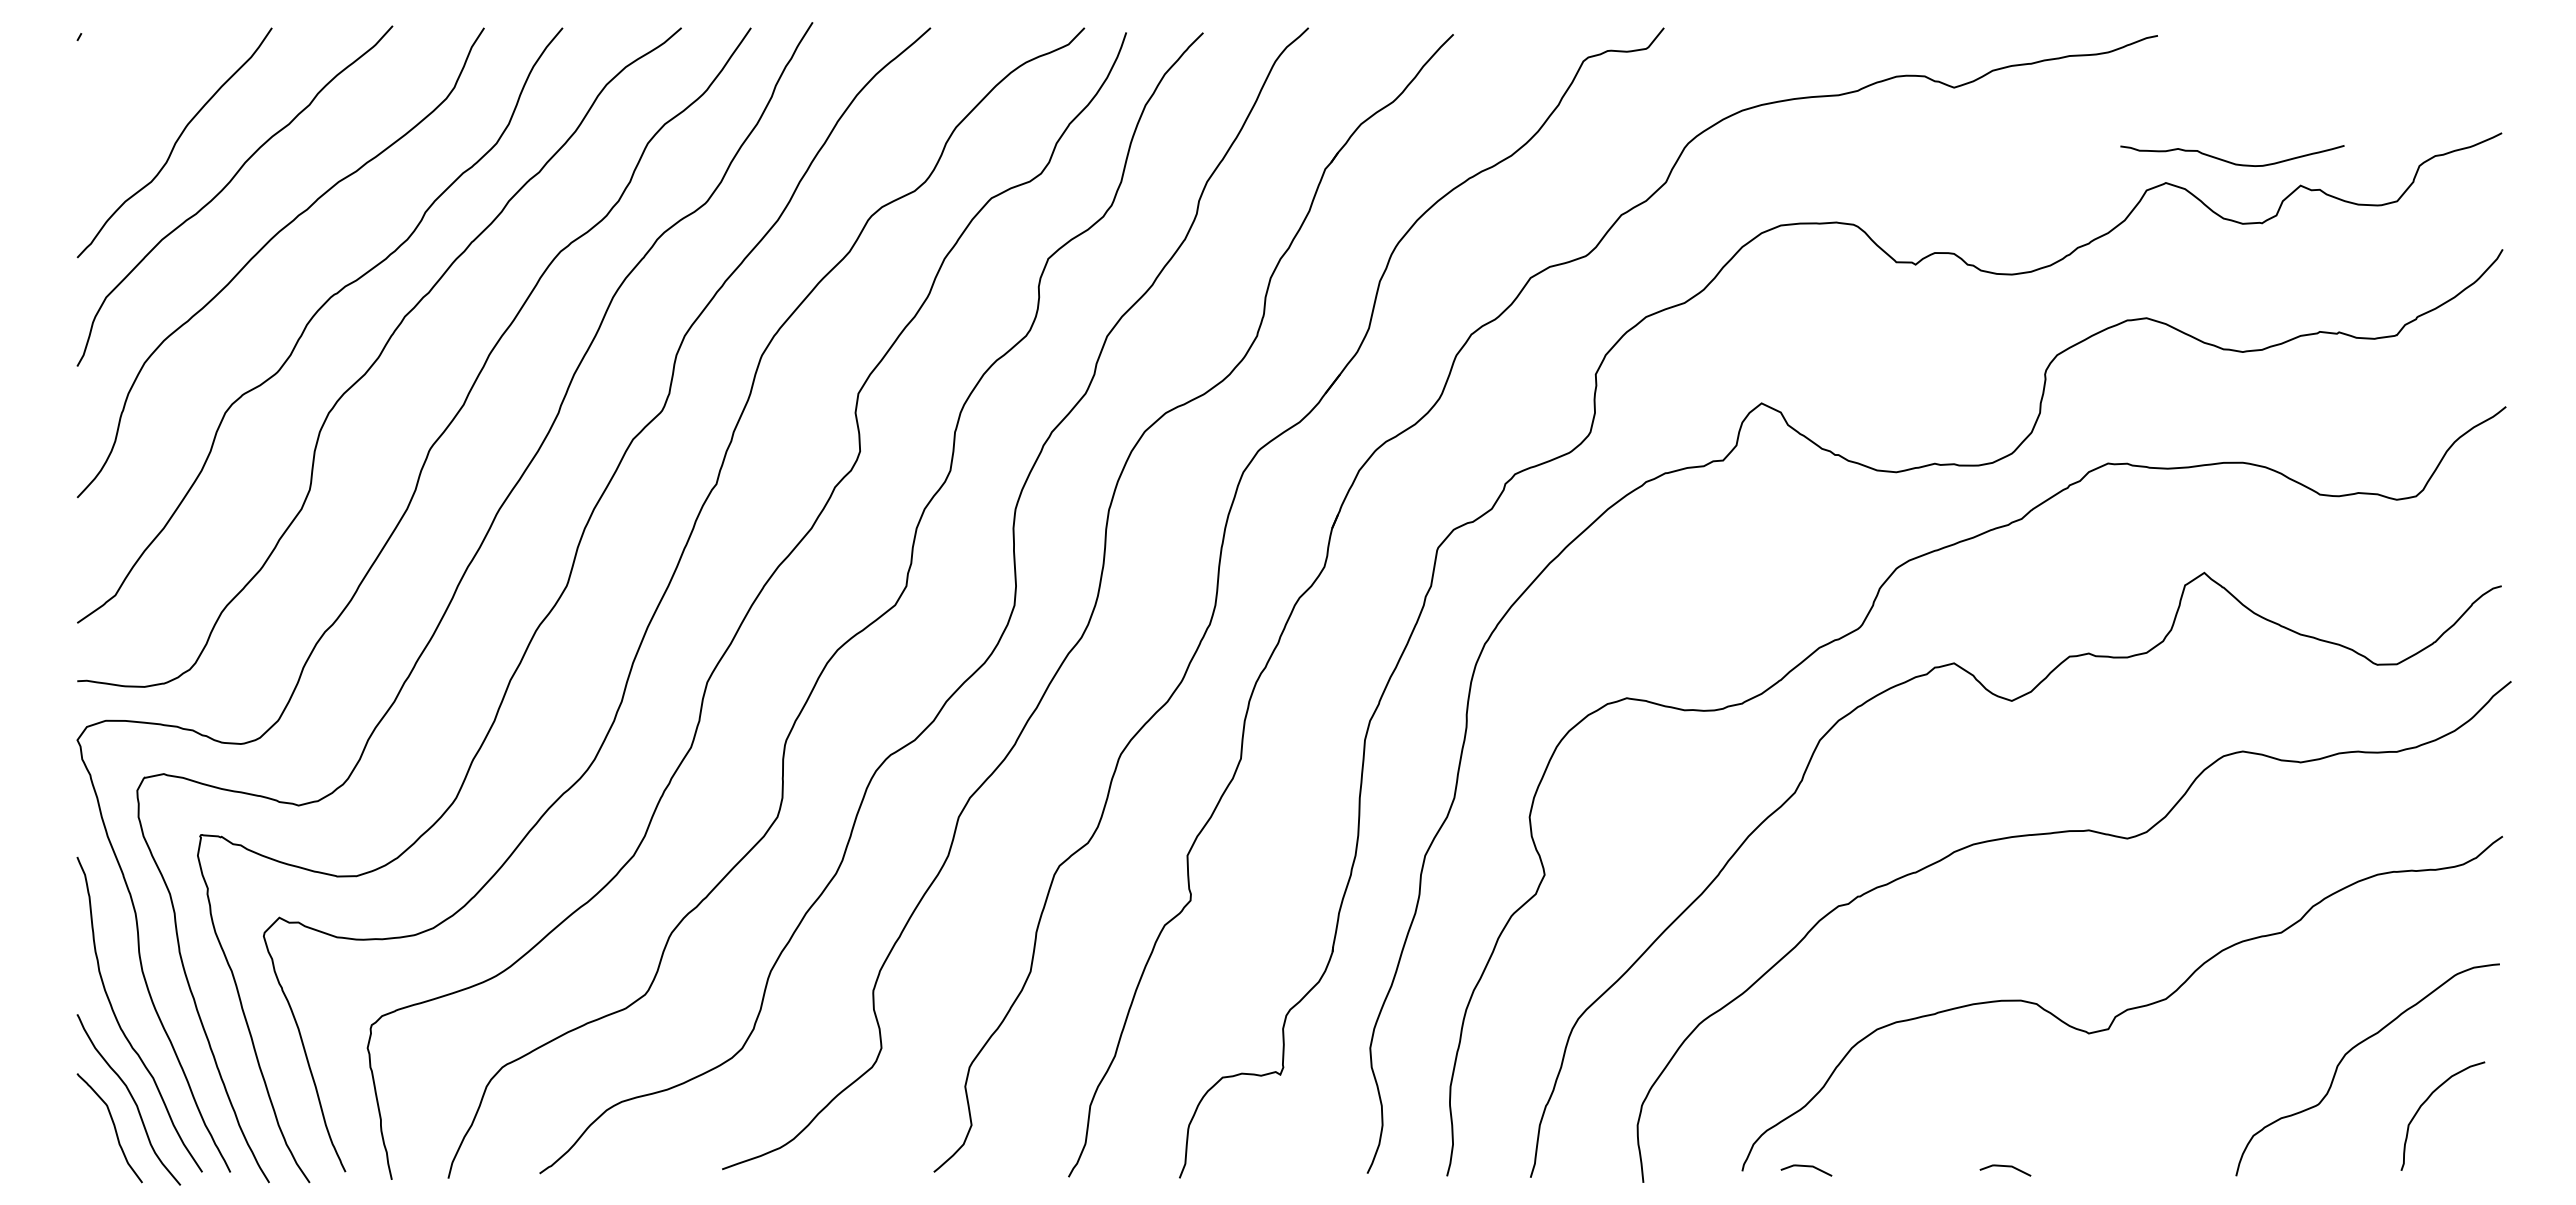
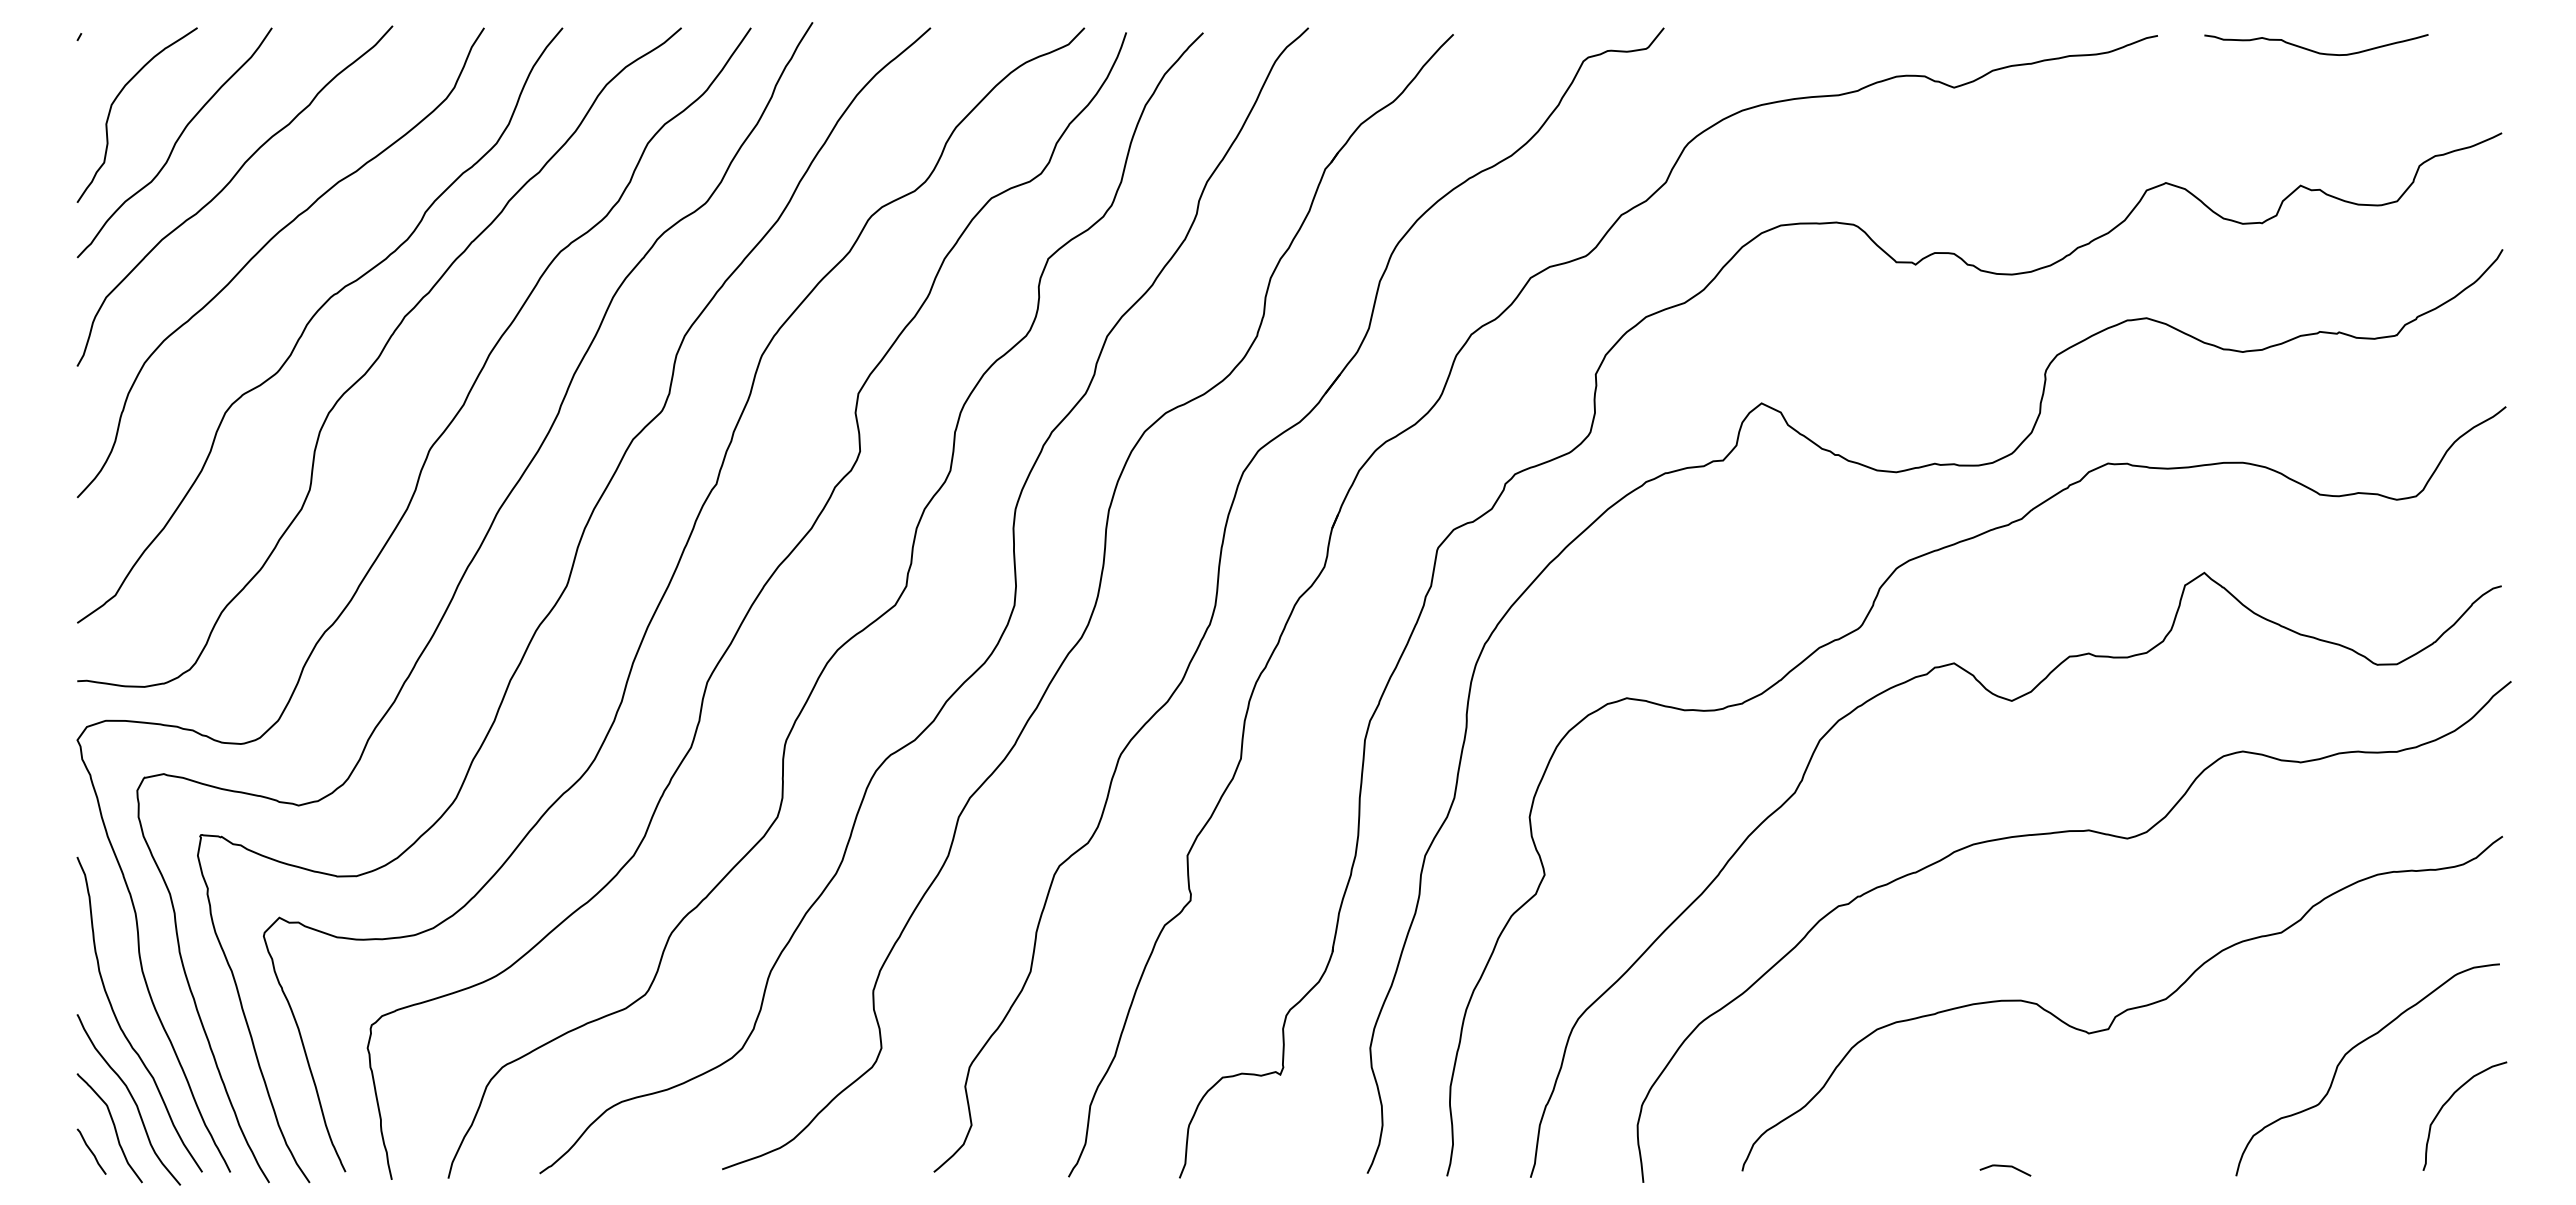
curve: none -> present (116, 99)
curve position: (2230, 161) -> (2314, 50) (2314, 50)
curve position: (2427, 1100) -> (2449, 1100) (2449, 1100)
curve: none -> present (91, 1151)
line: present -> none (1807, 1167)
